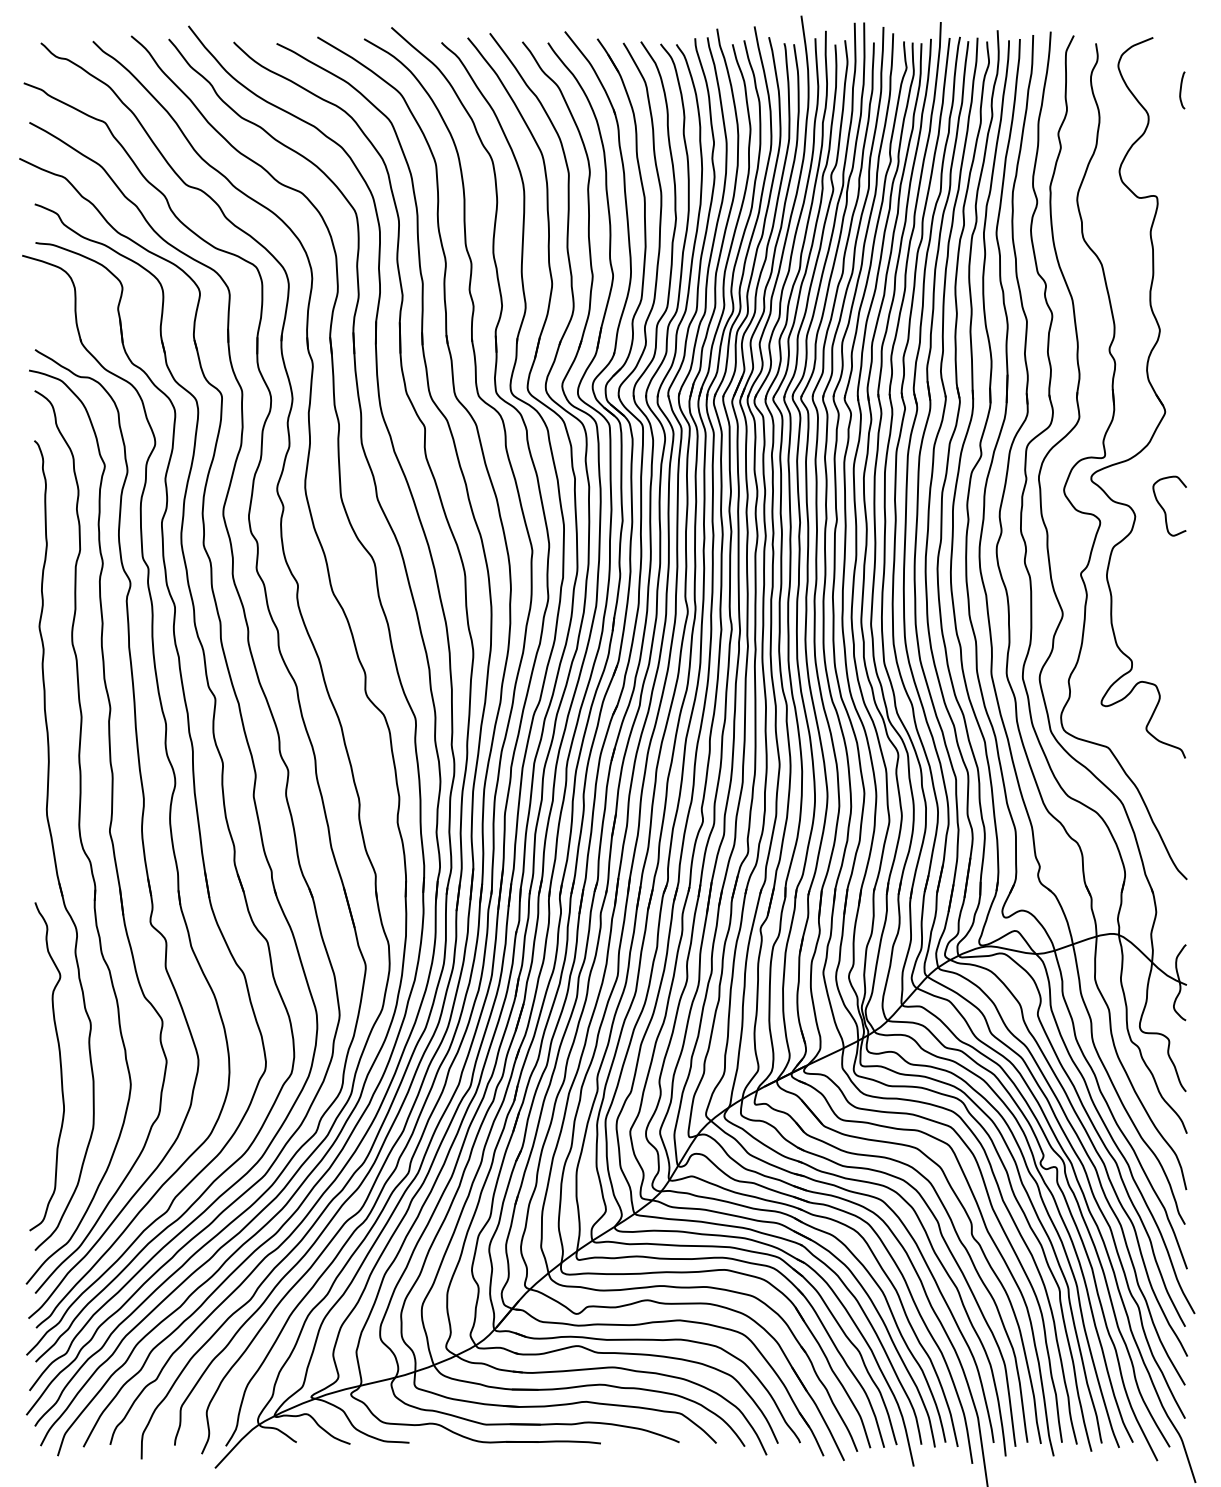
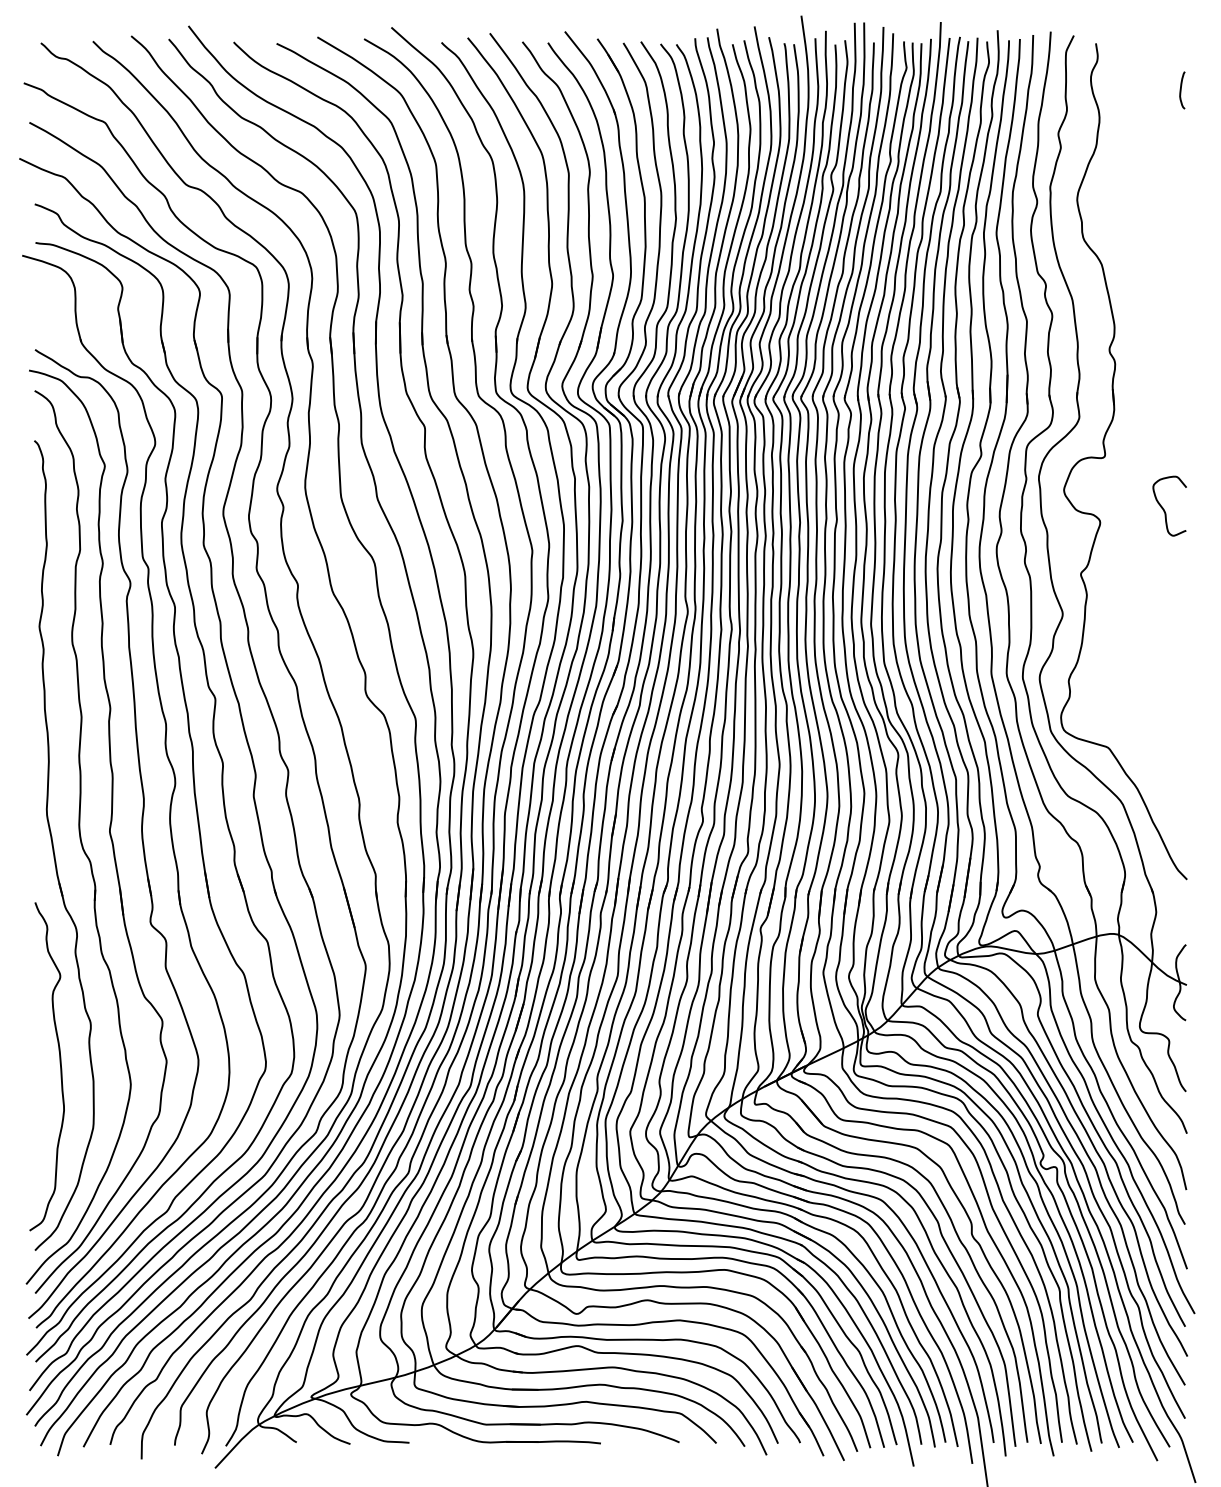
part: present -> none (1152, 390)
